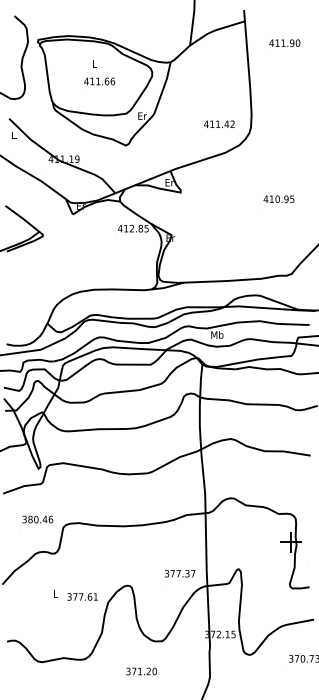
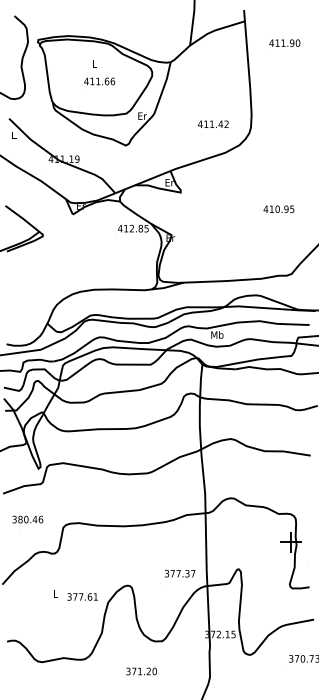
text position: (219, 123) -> (213, 123) (213, 123)
text position: (278, 199) -> (278, 209) (278, 209)
text position: (37, 519) -> (27, 519) (27, 519)
